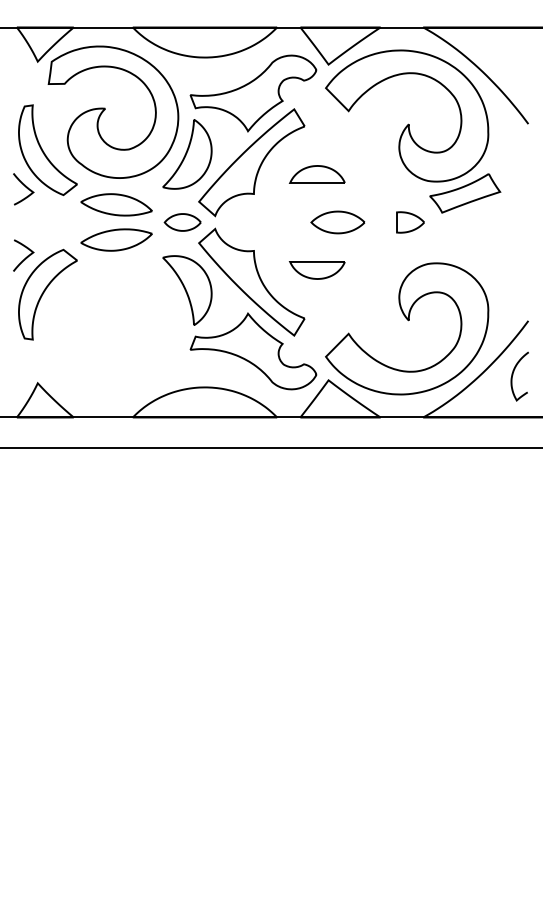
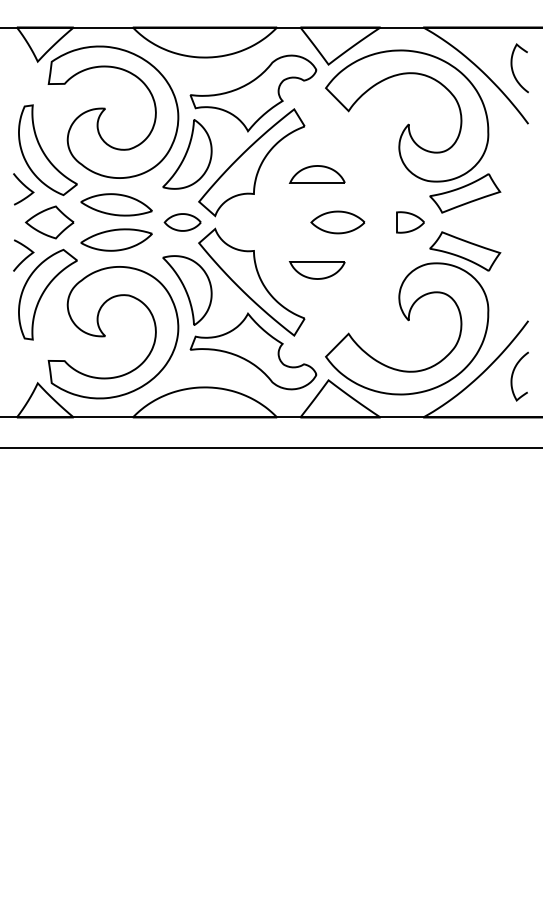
curve: none -> present (513, 69)
part: none -> present (49, 222)
part: none -> present (465, 251)
part: none -> present (105, 335)
